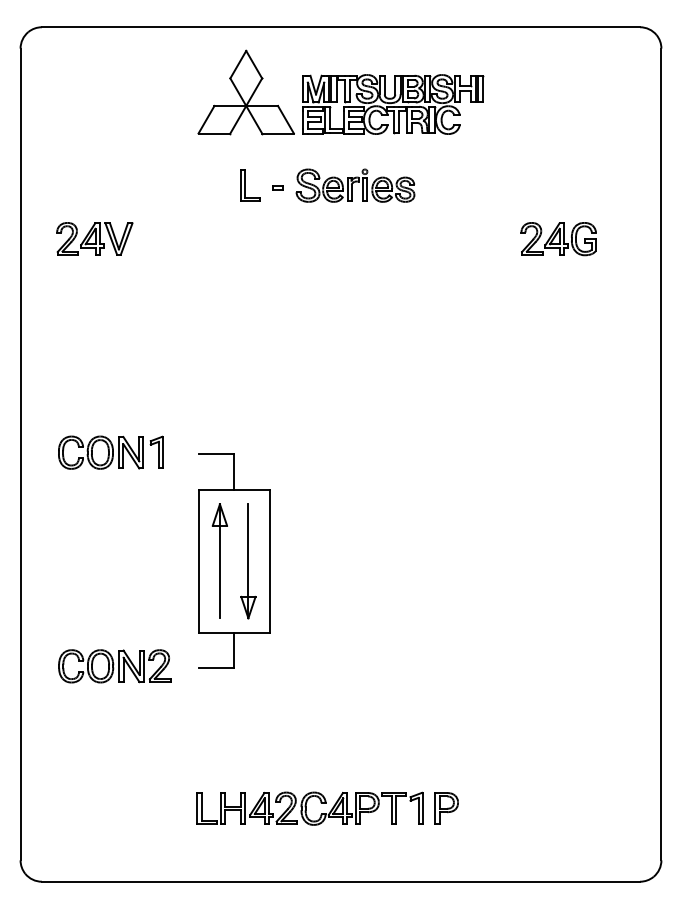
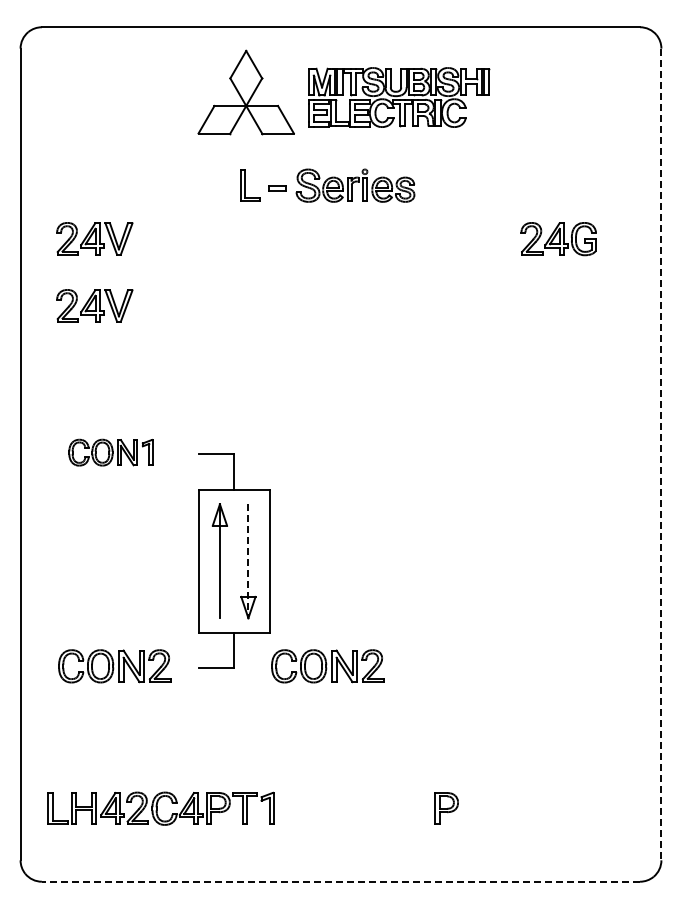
part position: (393, 104) -> (399, 97) (399, 97)
part size: 12x6 px -> 19x7 px (277, 188)
part: none -> present (94, 305)
part size: 106x35 px -> 86x29 px (110, 452)
line: solid -> dashed (661, 454)
line: solid -> dashed (248, 561)
part: none -> present (327, 666)
part position: (309, 808) -> (160, 808) (160, 808)
line: solid -> dashed (340, 881)
